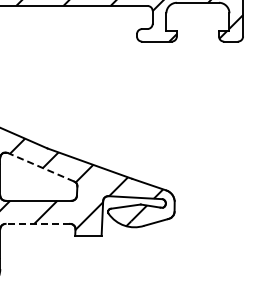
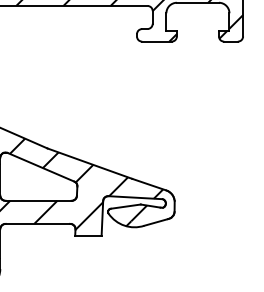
line: dashed -> solid (40, 167)
line: dashed -> solid (37, 223)
